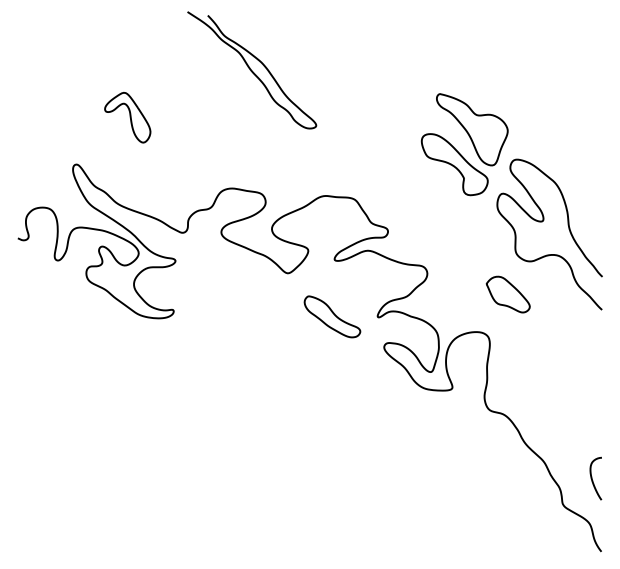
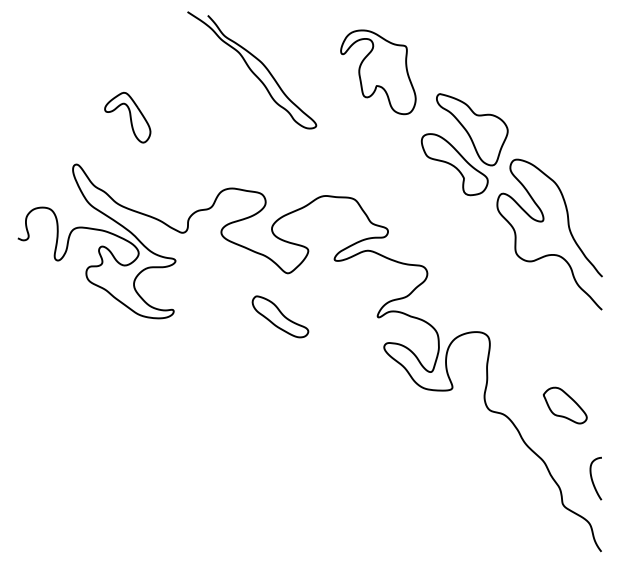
part: none -> present (378, 72)
part position: (507, 294) -> (564, 405) (564, 405)
part position: (332, 316) -> (280, 316) (280, 316)
